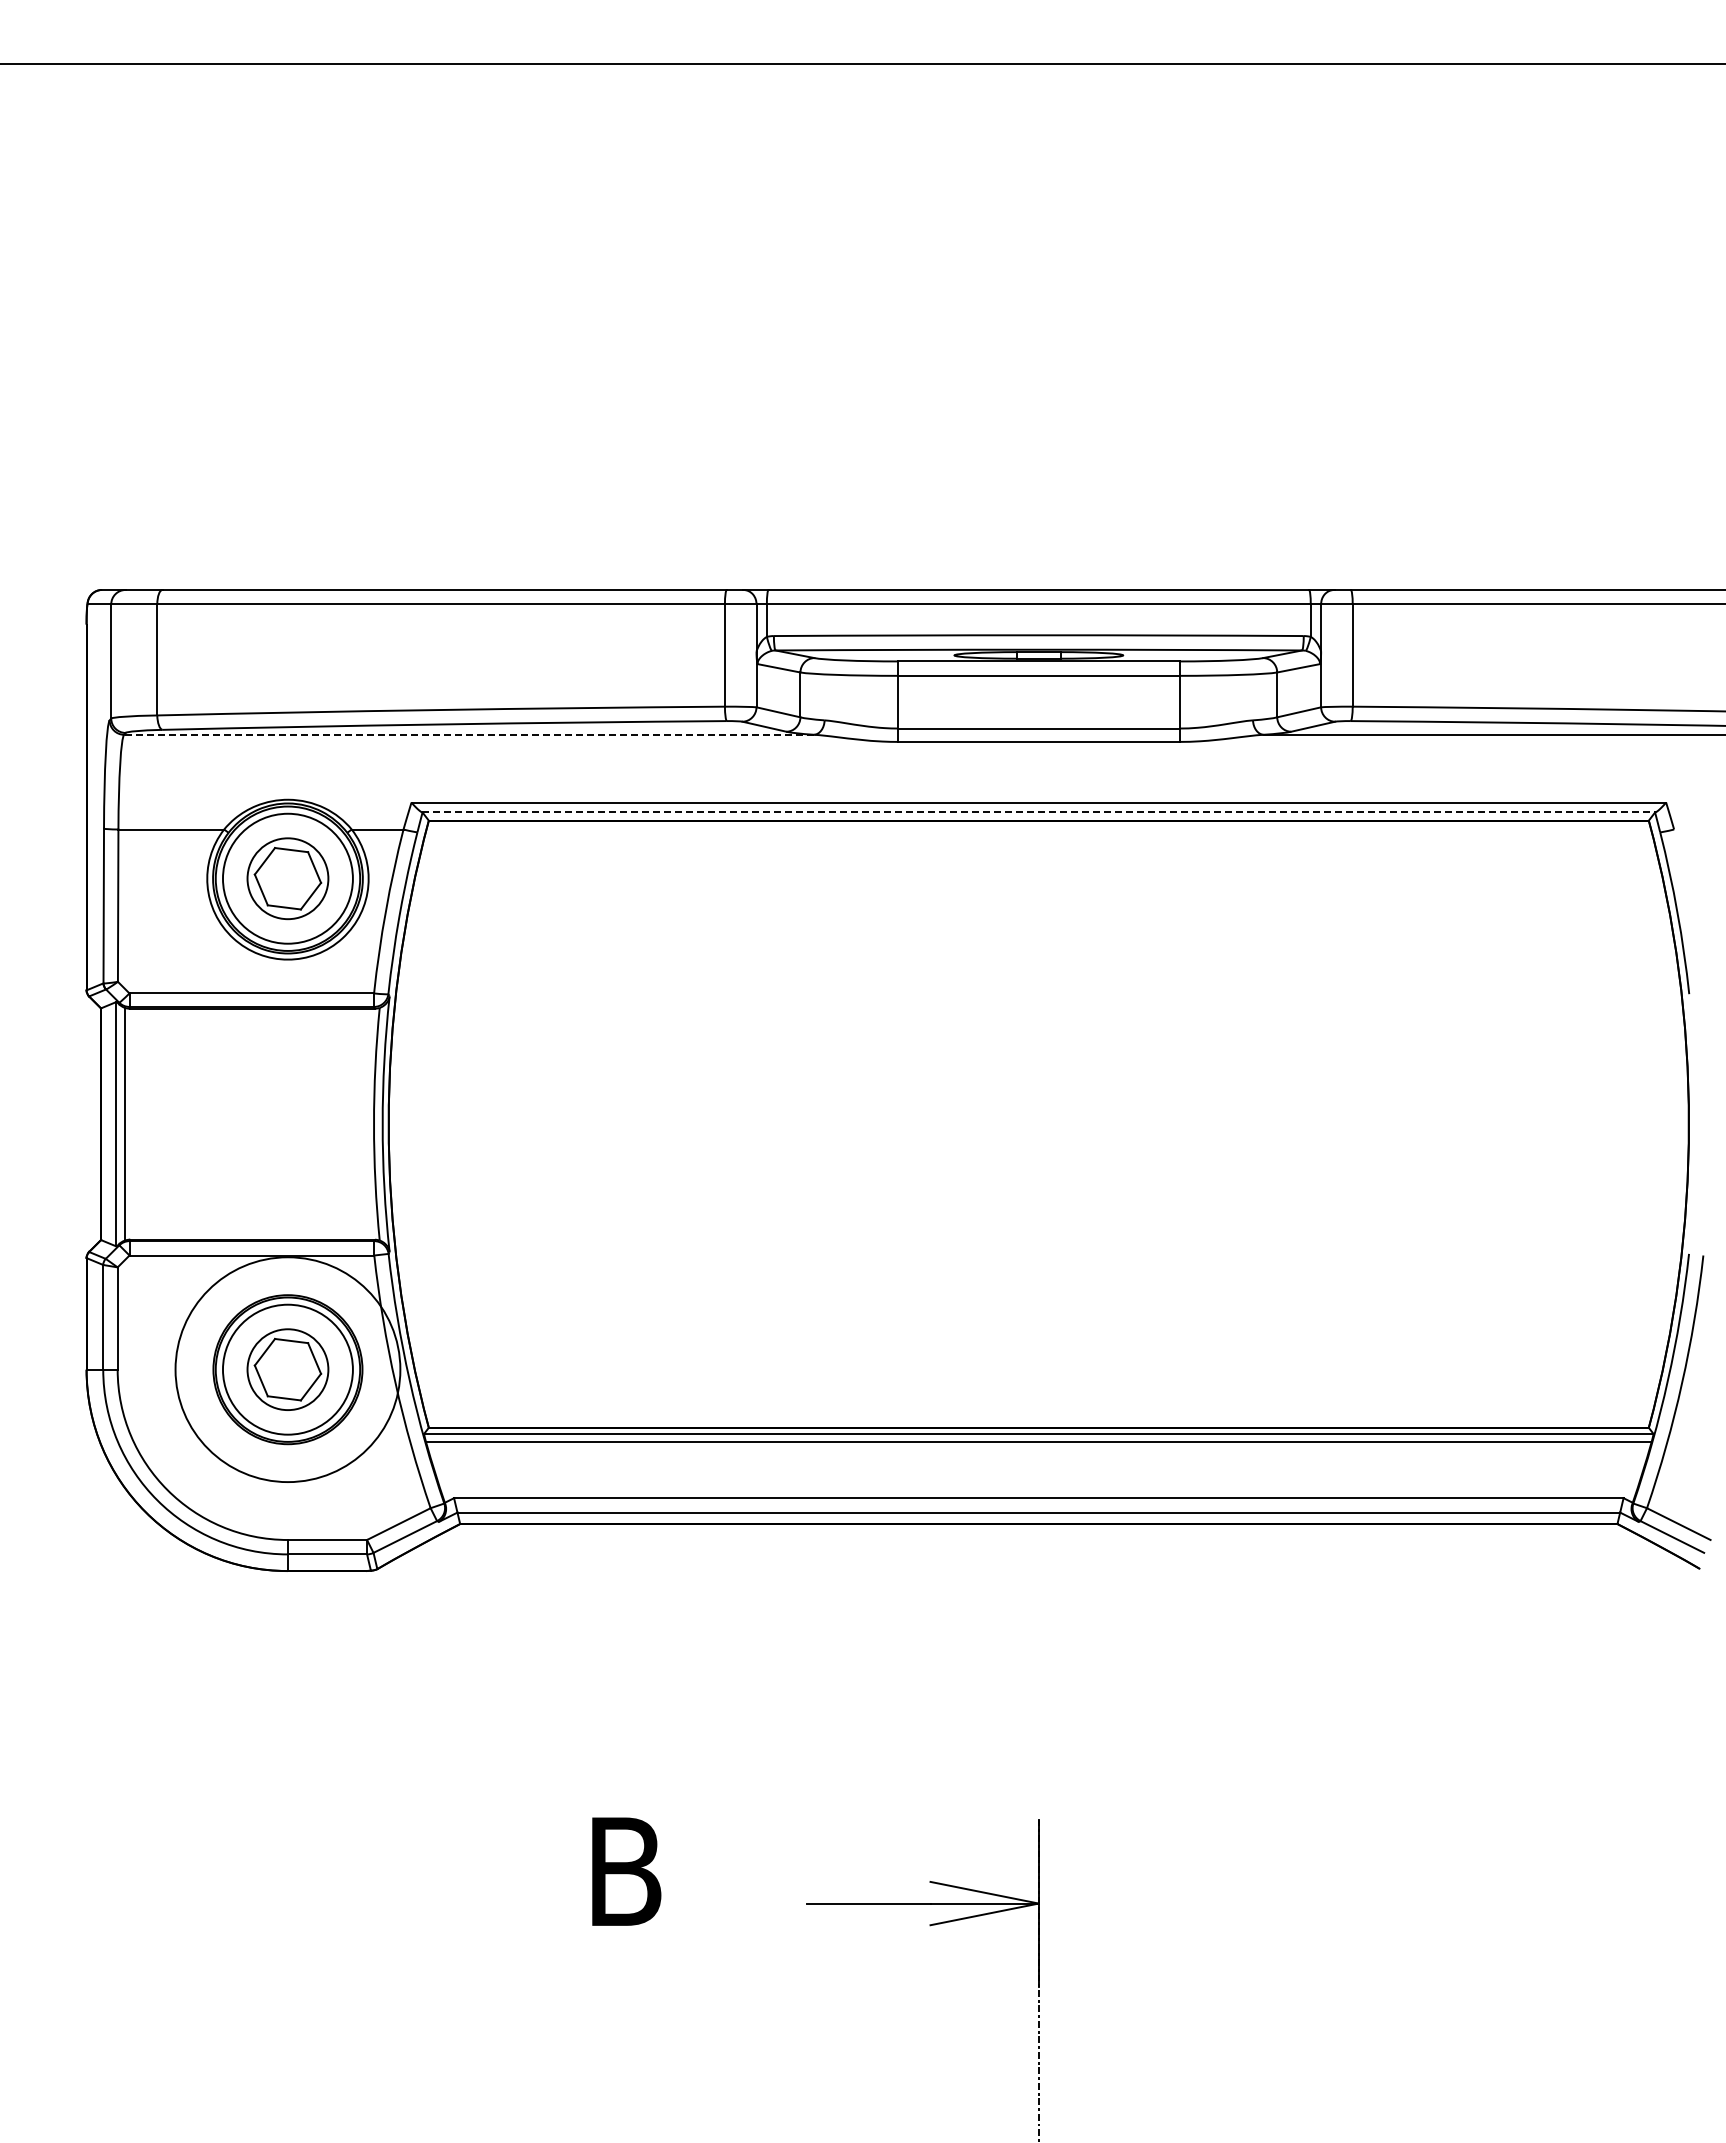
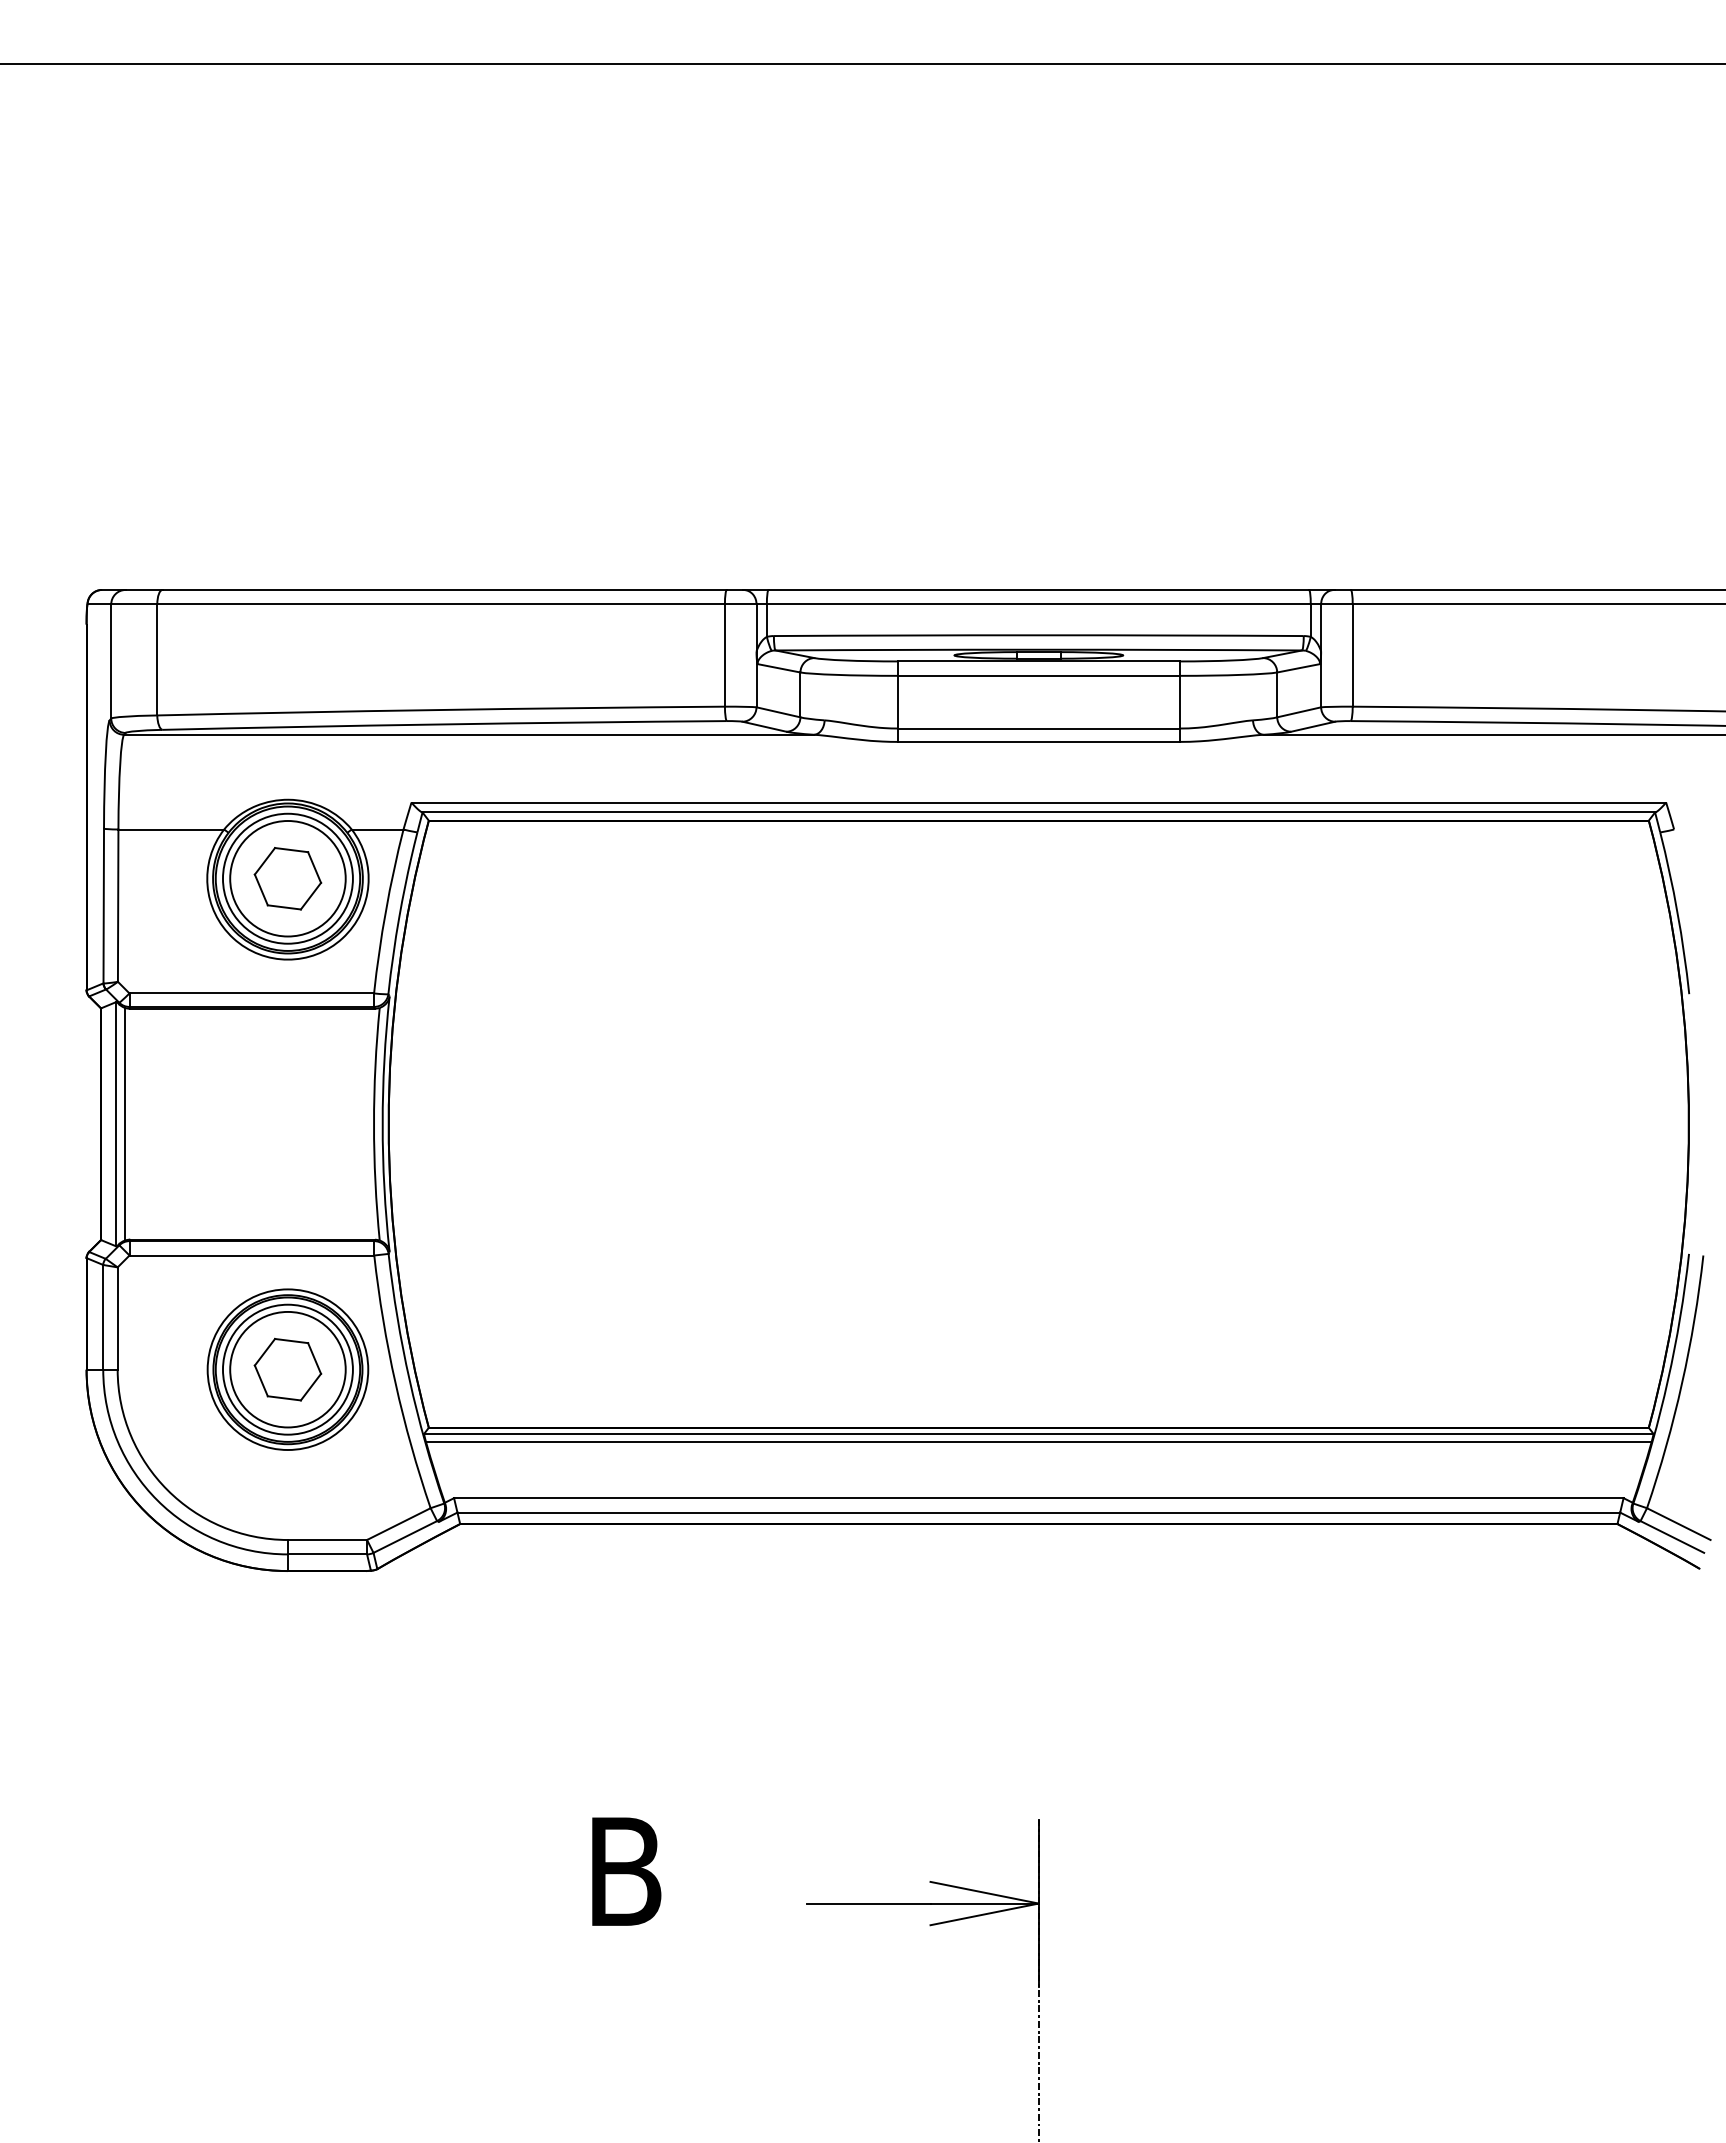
line: dashed -> solid (468, 734)
line: dashed -> solid (1038, 812)
circle diameter: 81 px -> 116 px (287, 878)
circle diameter: 225 px -> 161 px (287, 1369)
circle diameter: 81 px -> 116 px (287, 1369)
